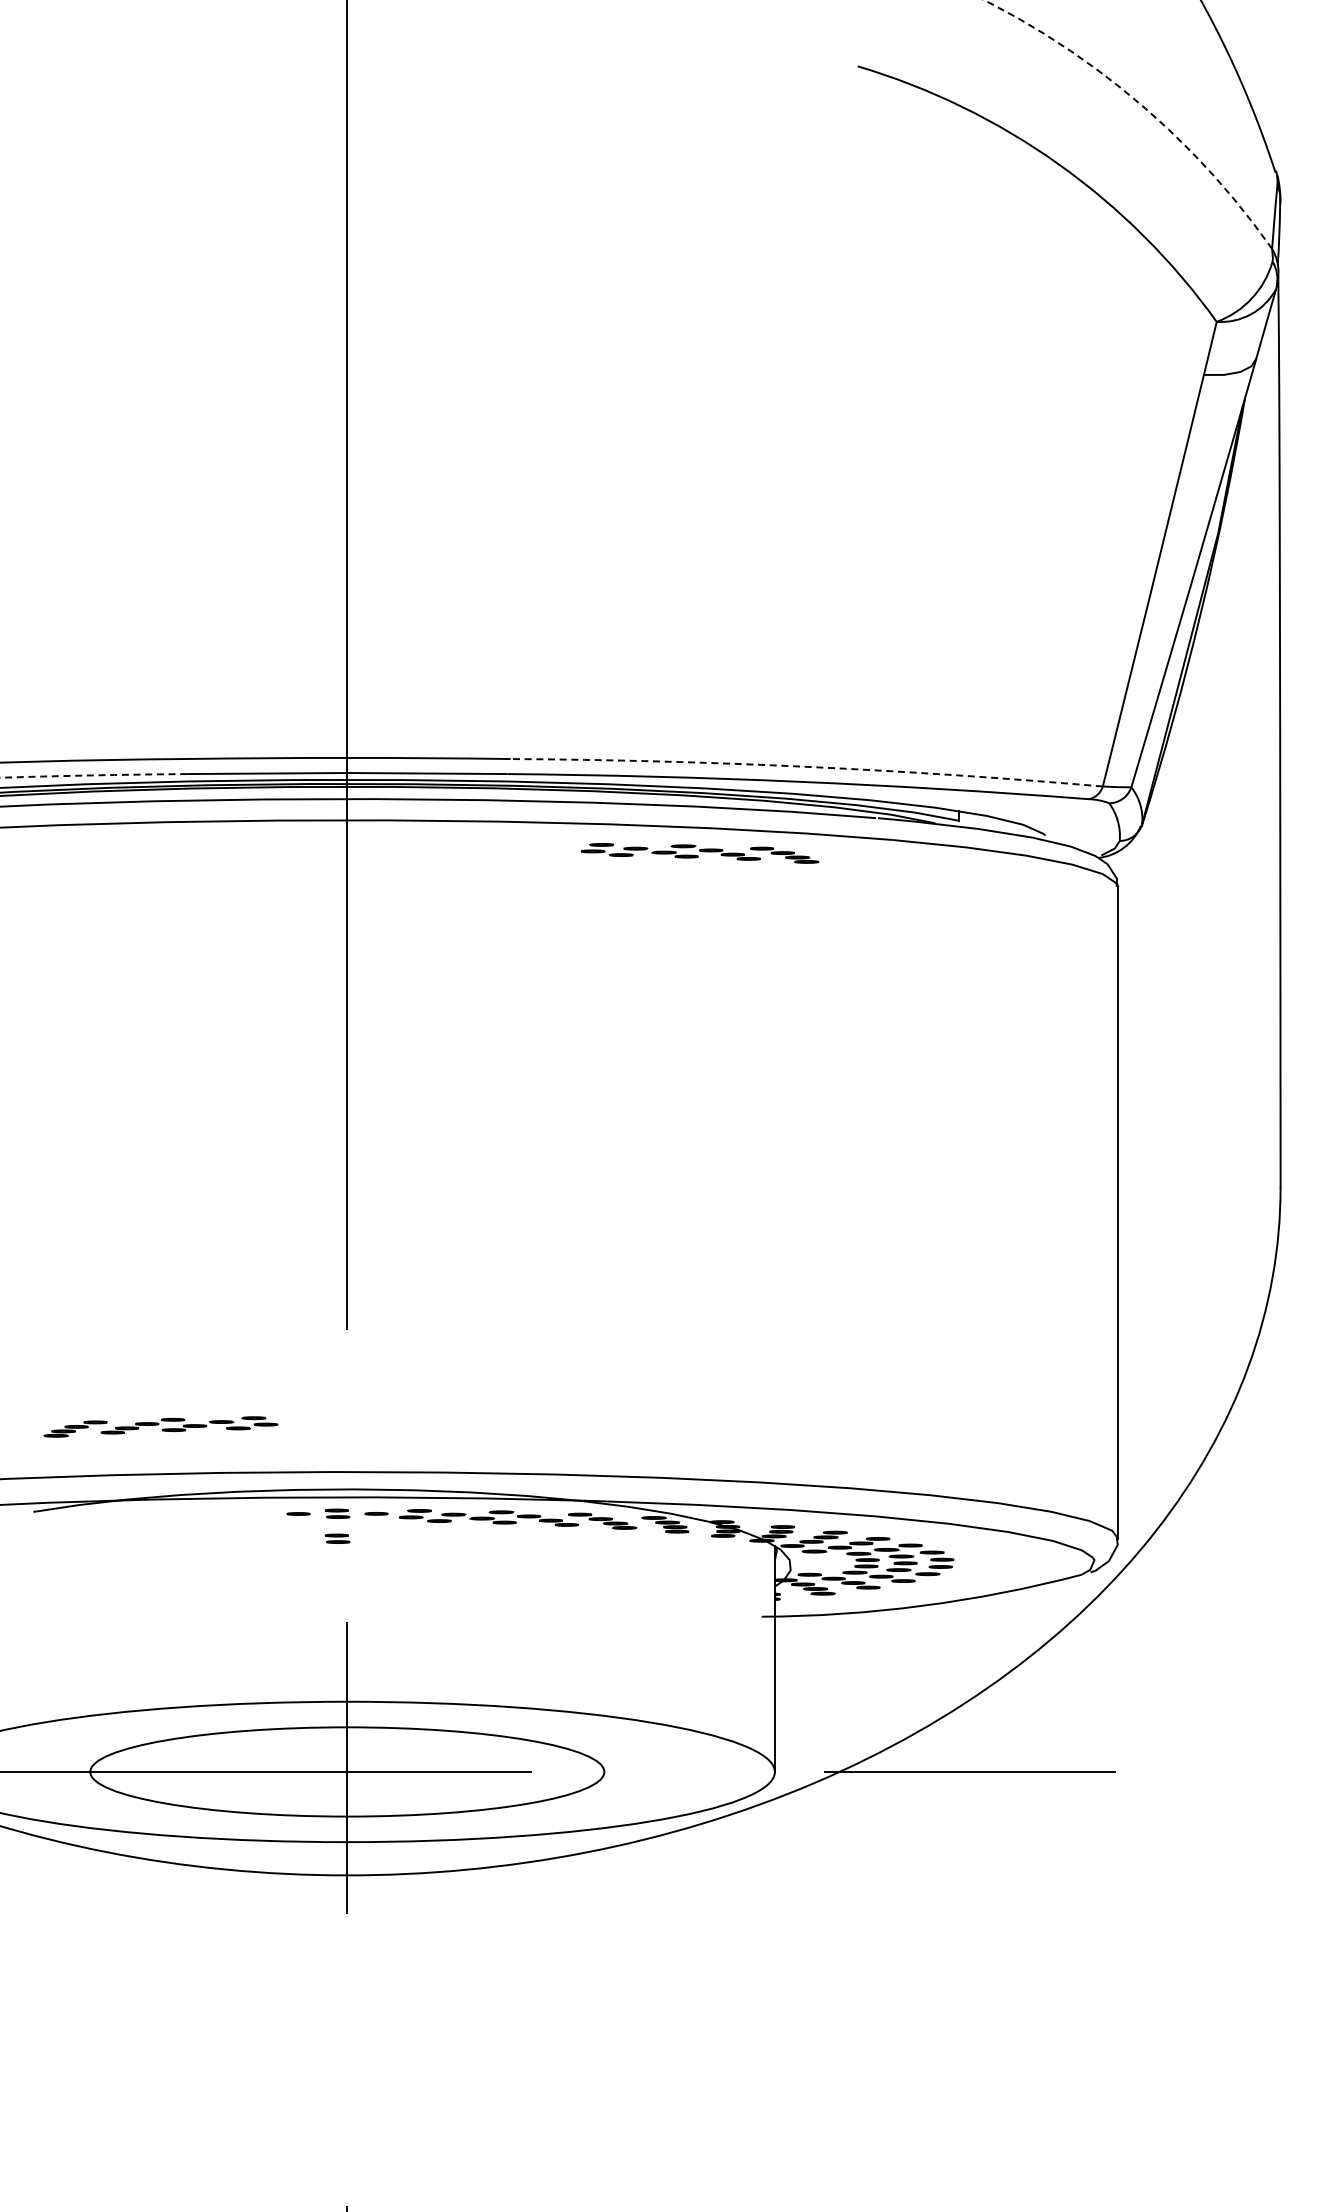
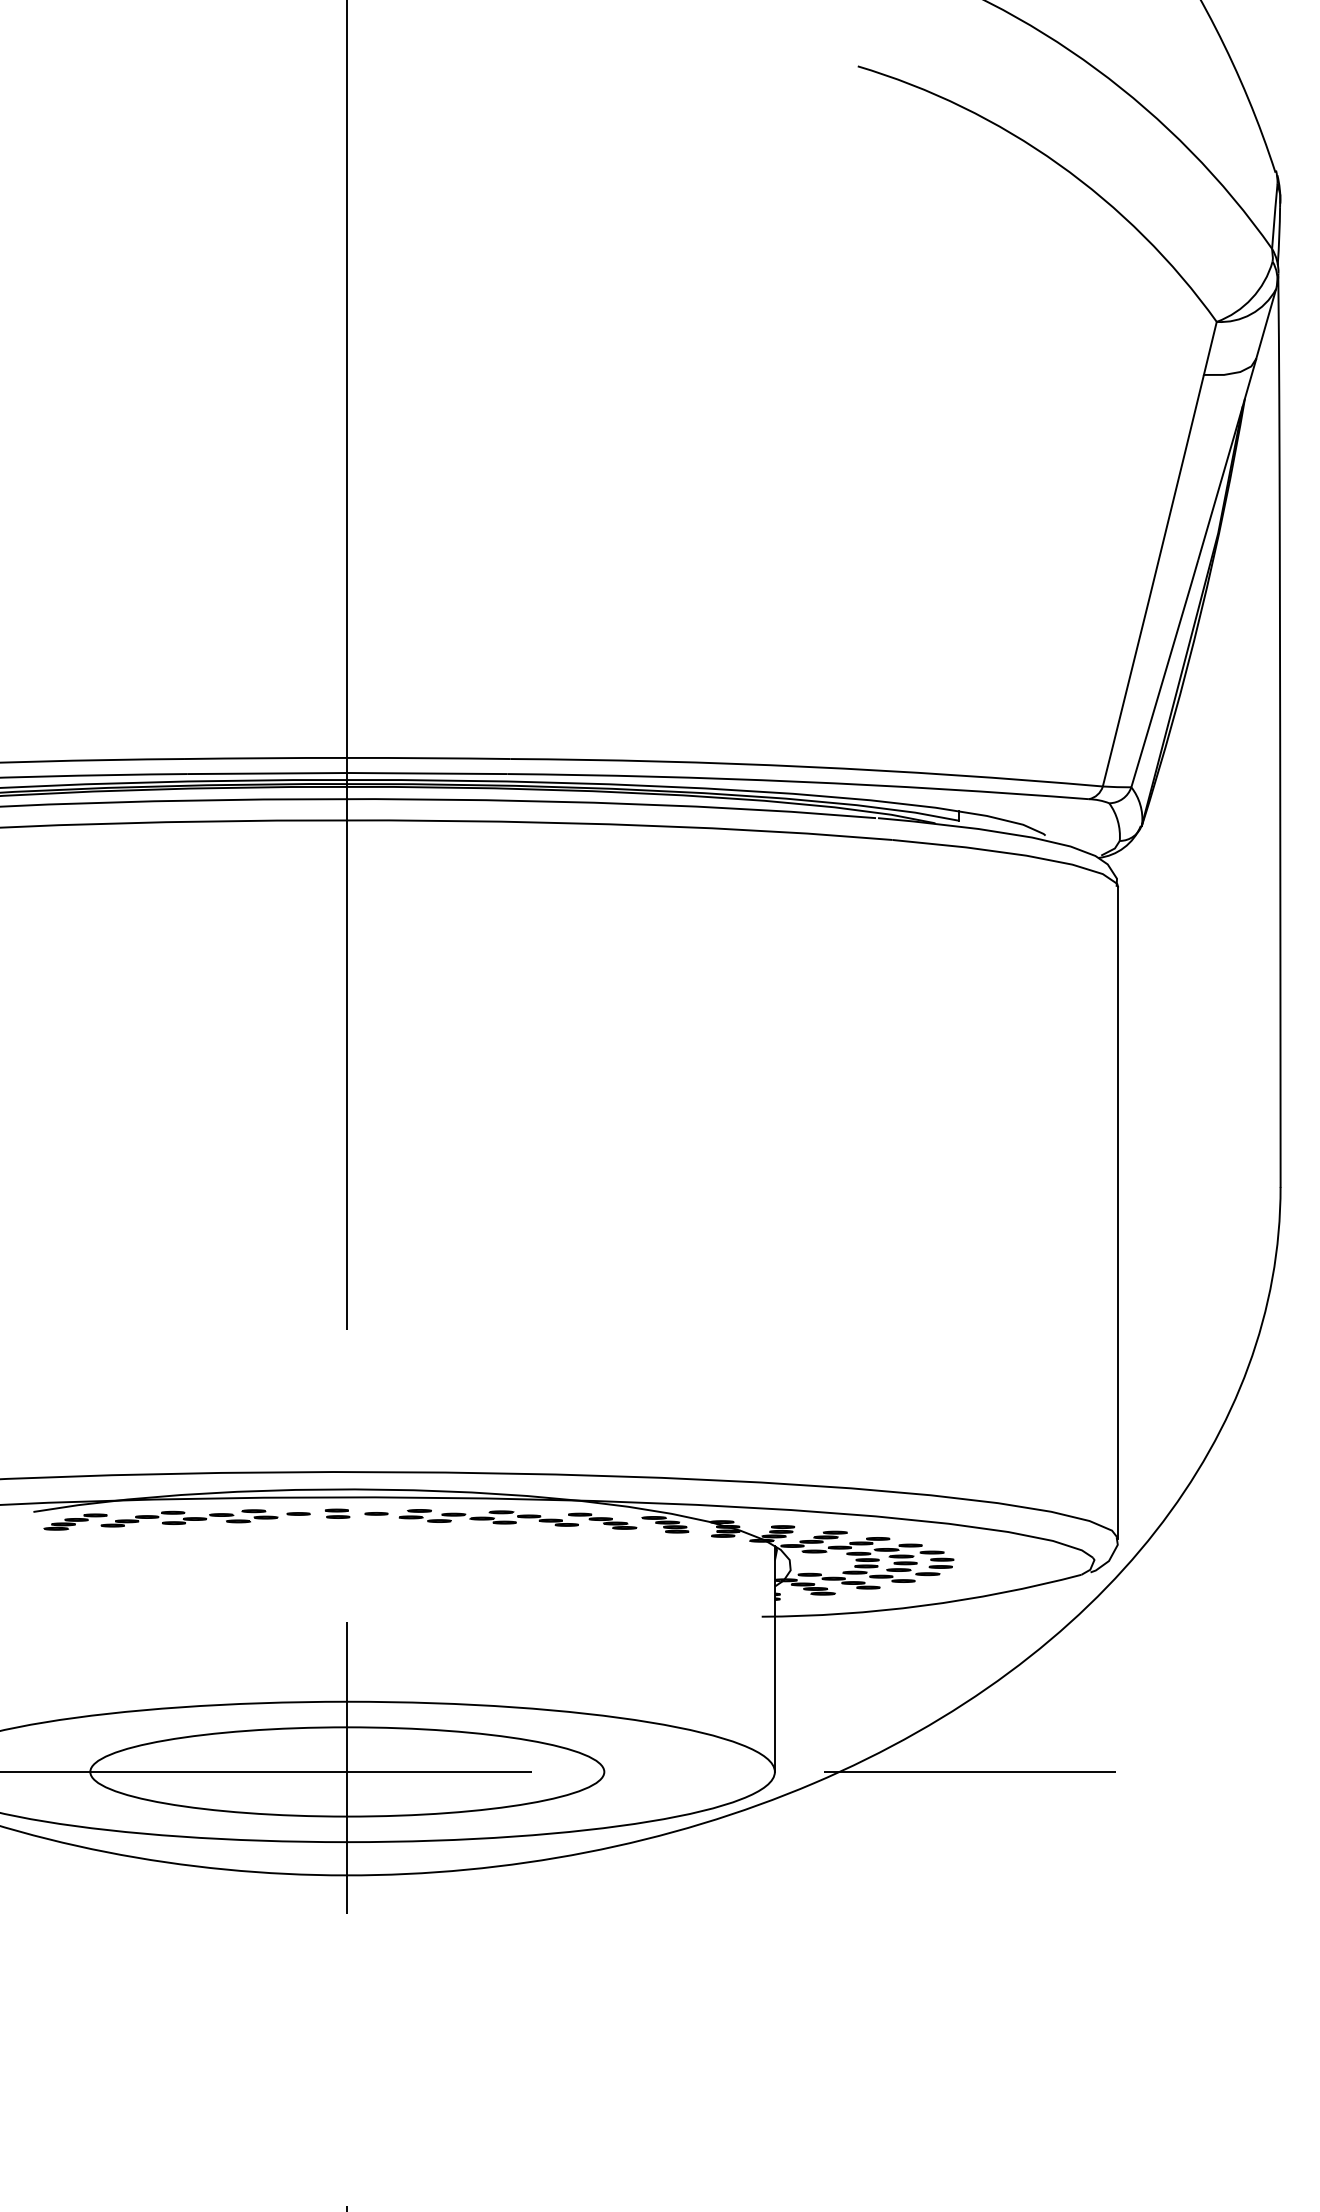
arc: dashed -> solid (1142, 106)
arc: dashed -> solid (807, 766)
arc: dashed -> solid (93, 775)
part: present -> none (699, 853)
part position: (160, 1426) -> (160, 1519) (160, 1519)
part: present -> none (337, 1538)
